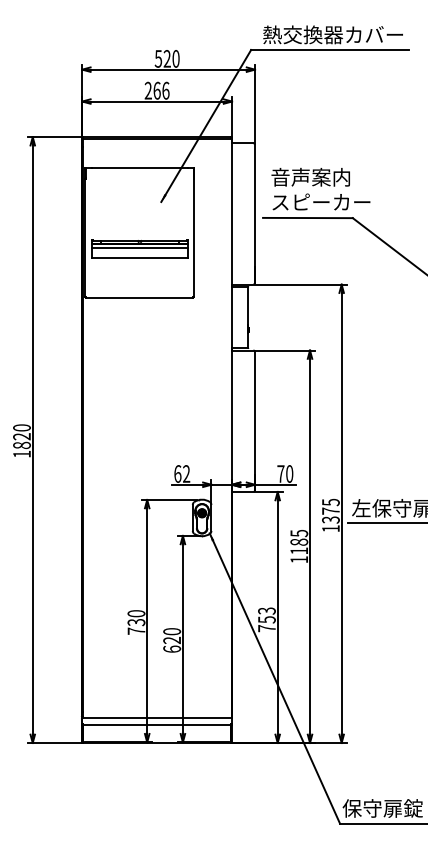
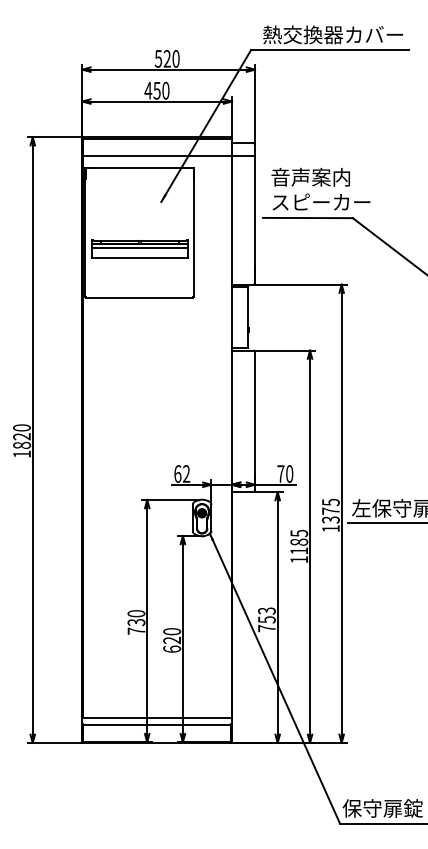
text: 266 -> 450 (156, 90)
line: none -> present (168, 155)
